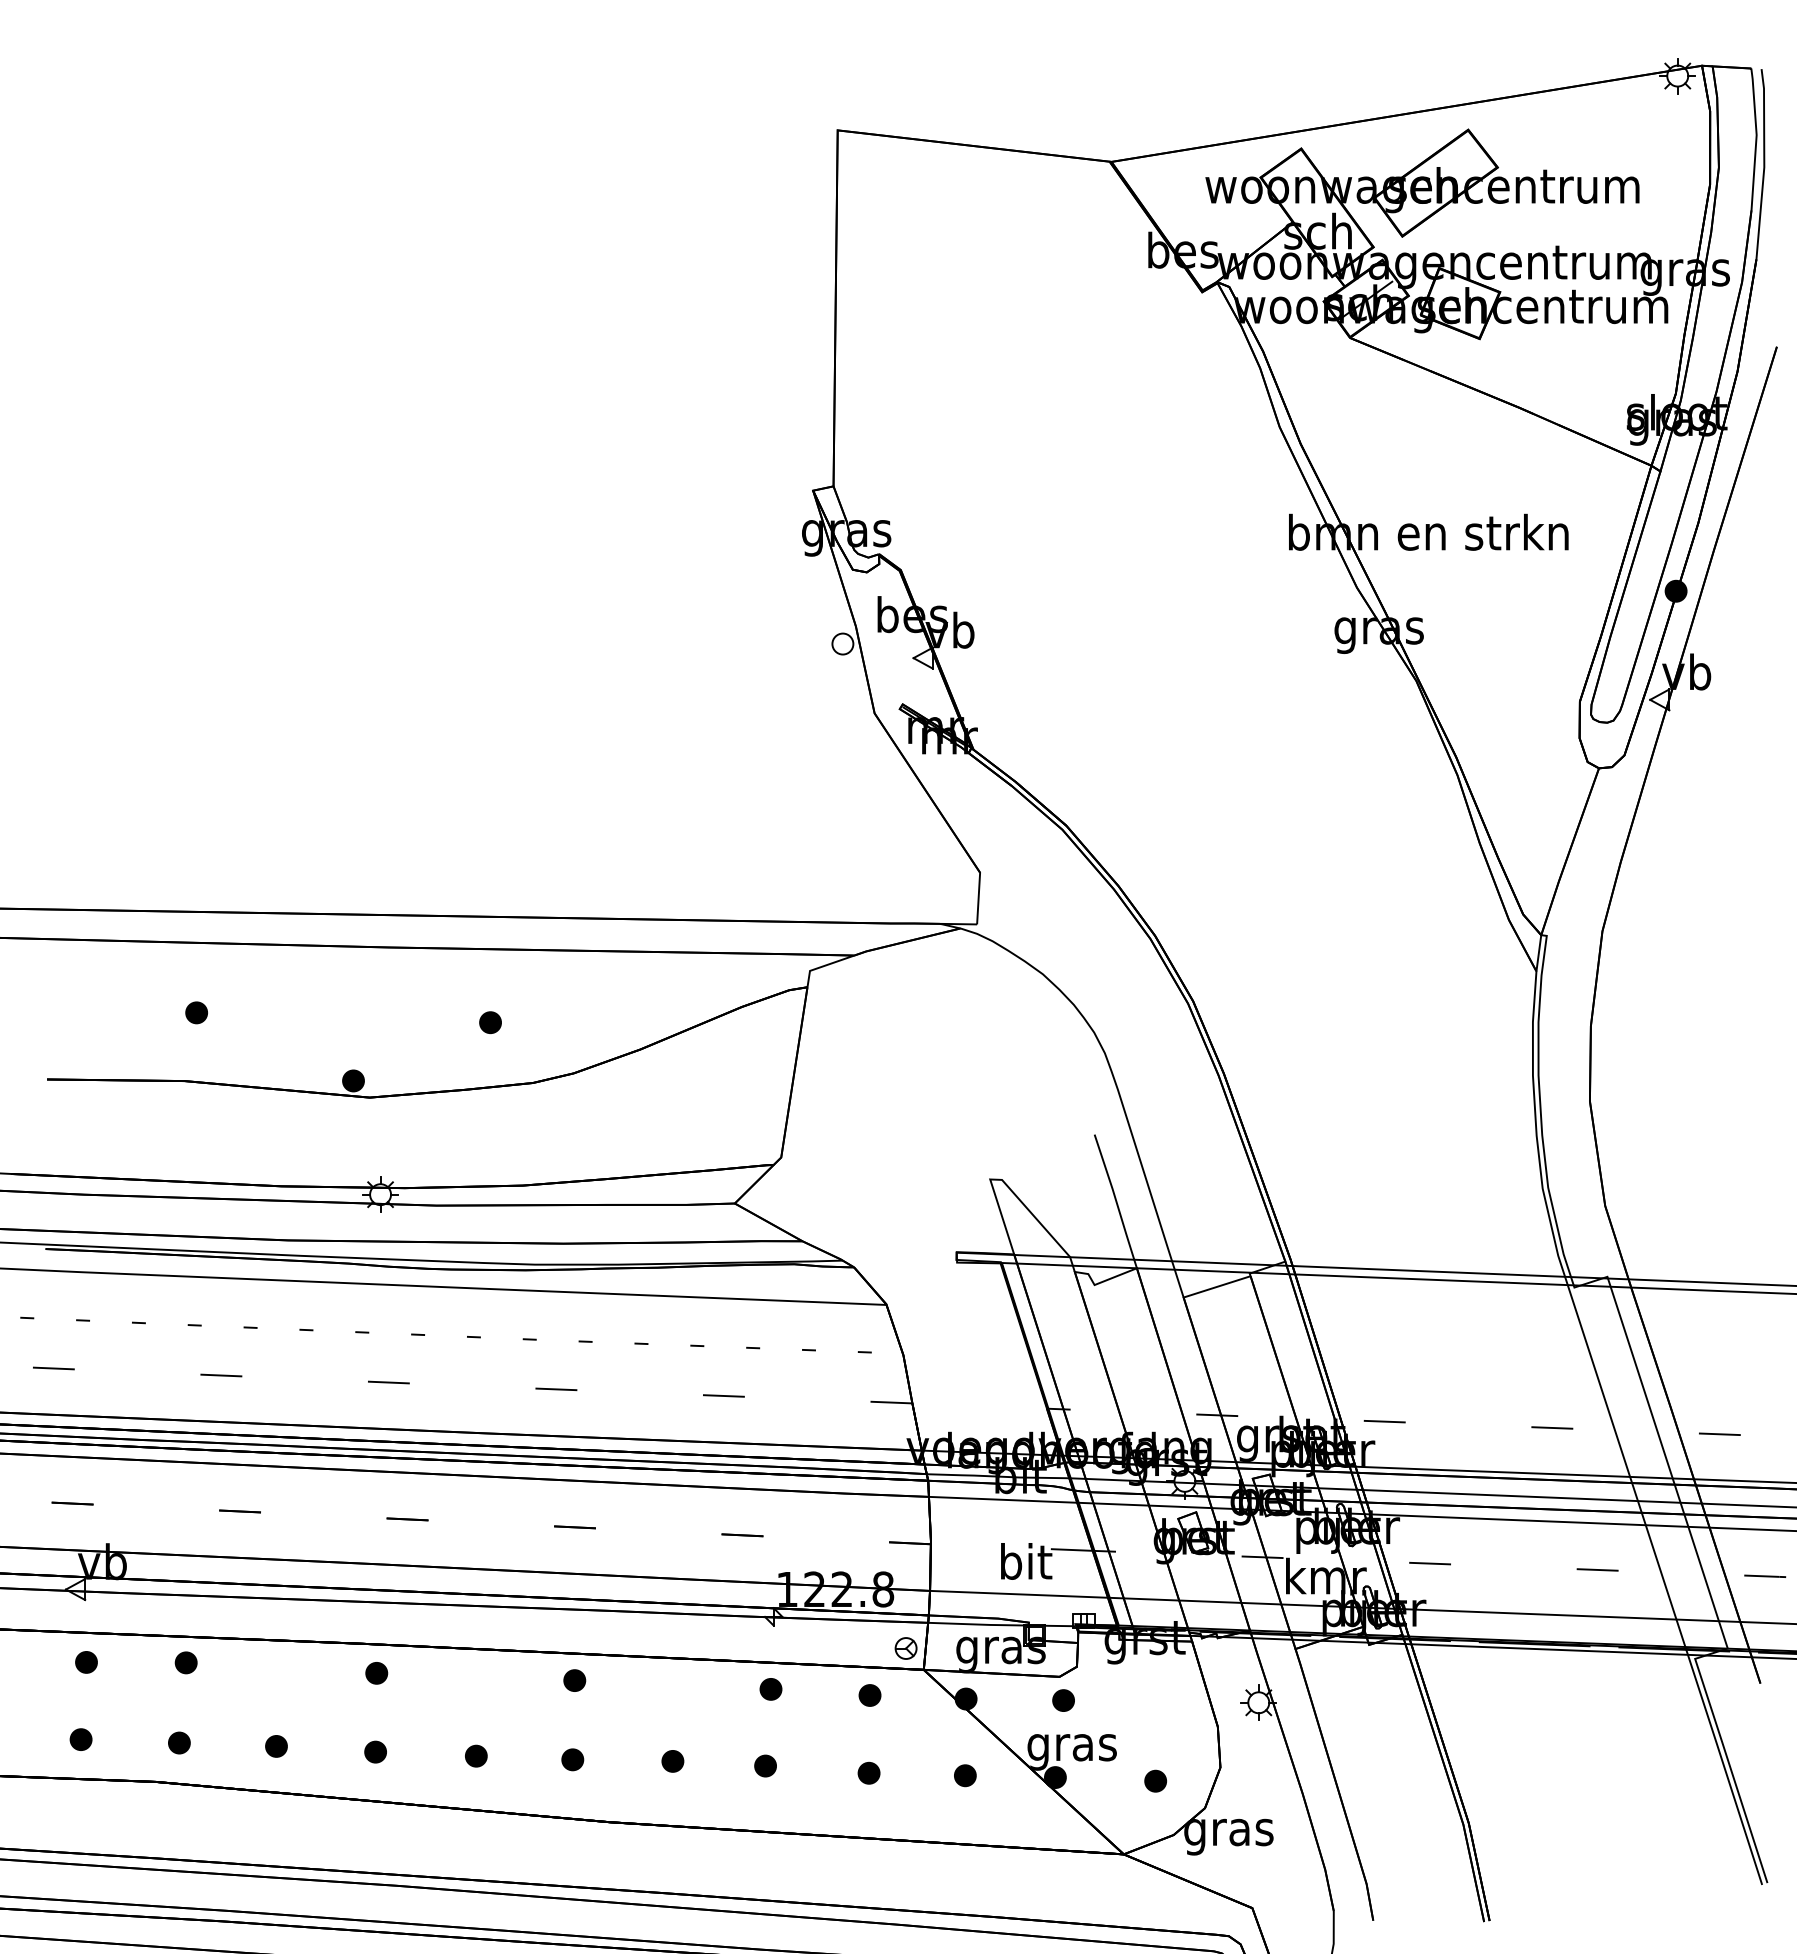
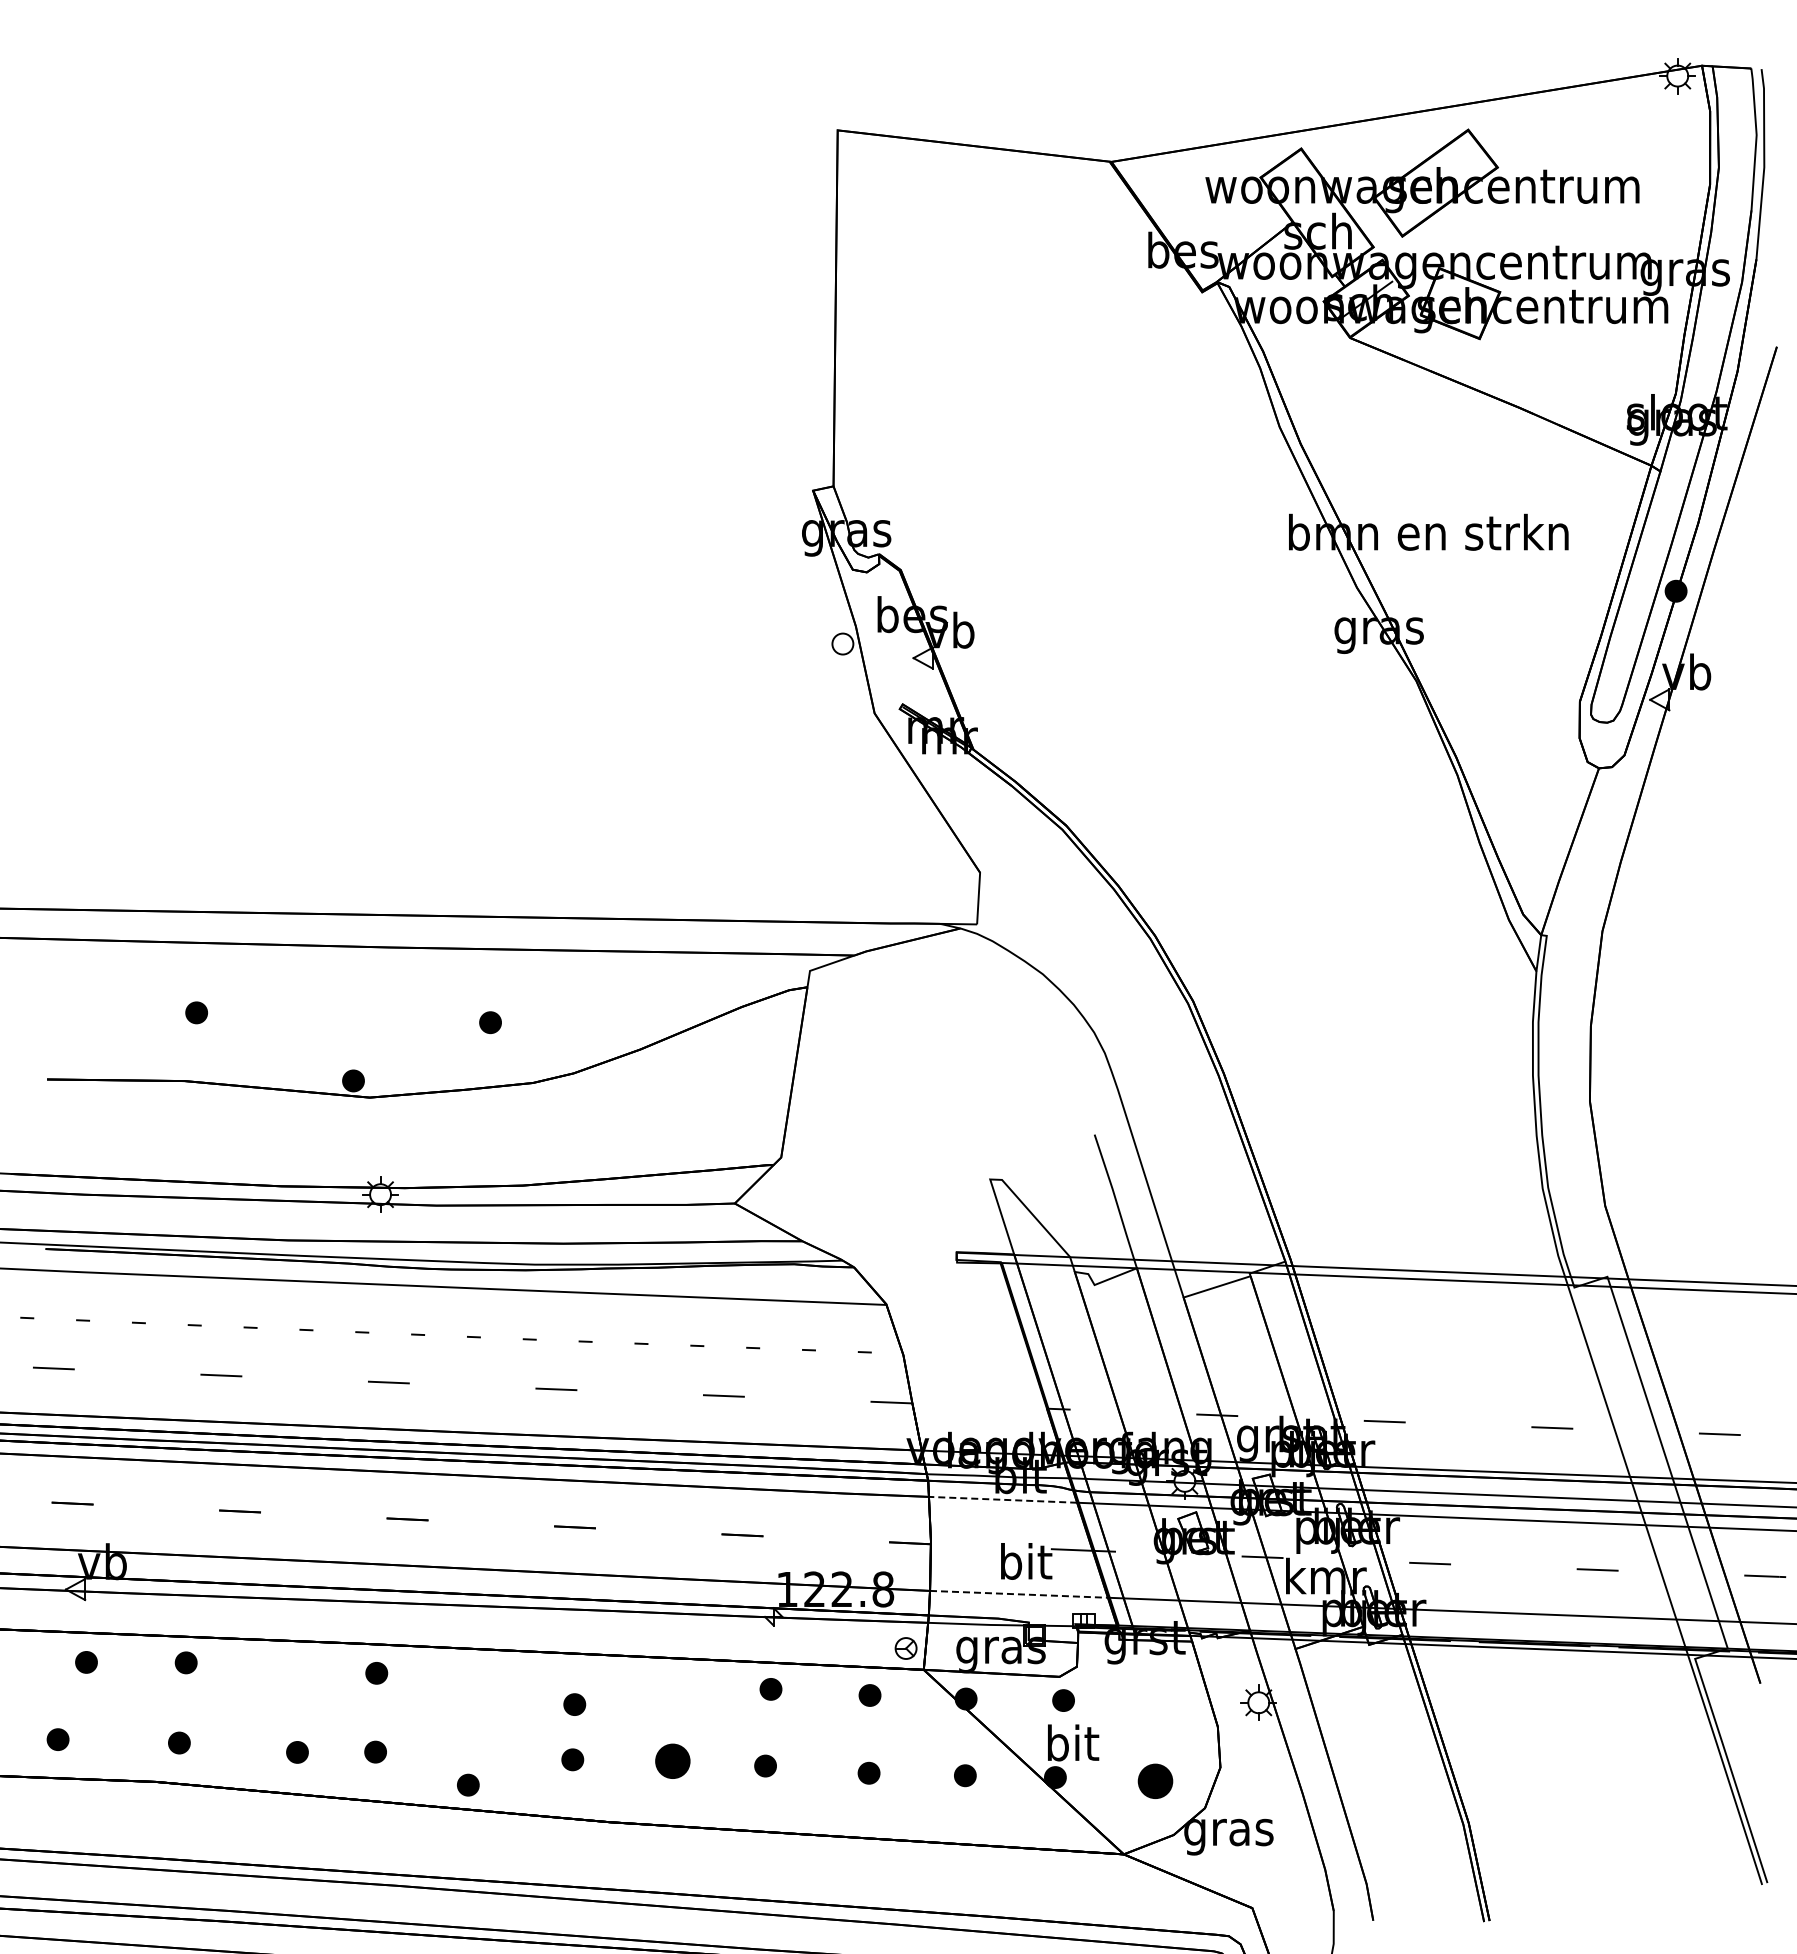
line: solid -> dashed (1002, 1499)
line: solid -> dashed (1019, 1594)
part position: (574, 1680) -> (574, 1704) (574, 1704)
part position: (80, 1739) -> (57, 1739) (57, 1739)
part position: (276, 1746) -> (297, 1752) (297, 1752)
text: gras -> bit (1071, 1747)
part position: (476, 1755) -> (468, 1784) (468, 1784)
part size: 24x23 px -> 36x36 px (672, 1760)
part size: 24x24 px -> 37x36 px (1155, 1780)
